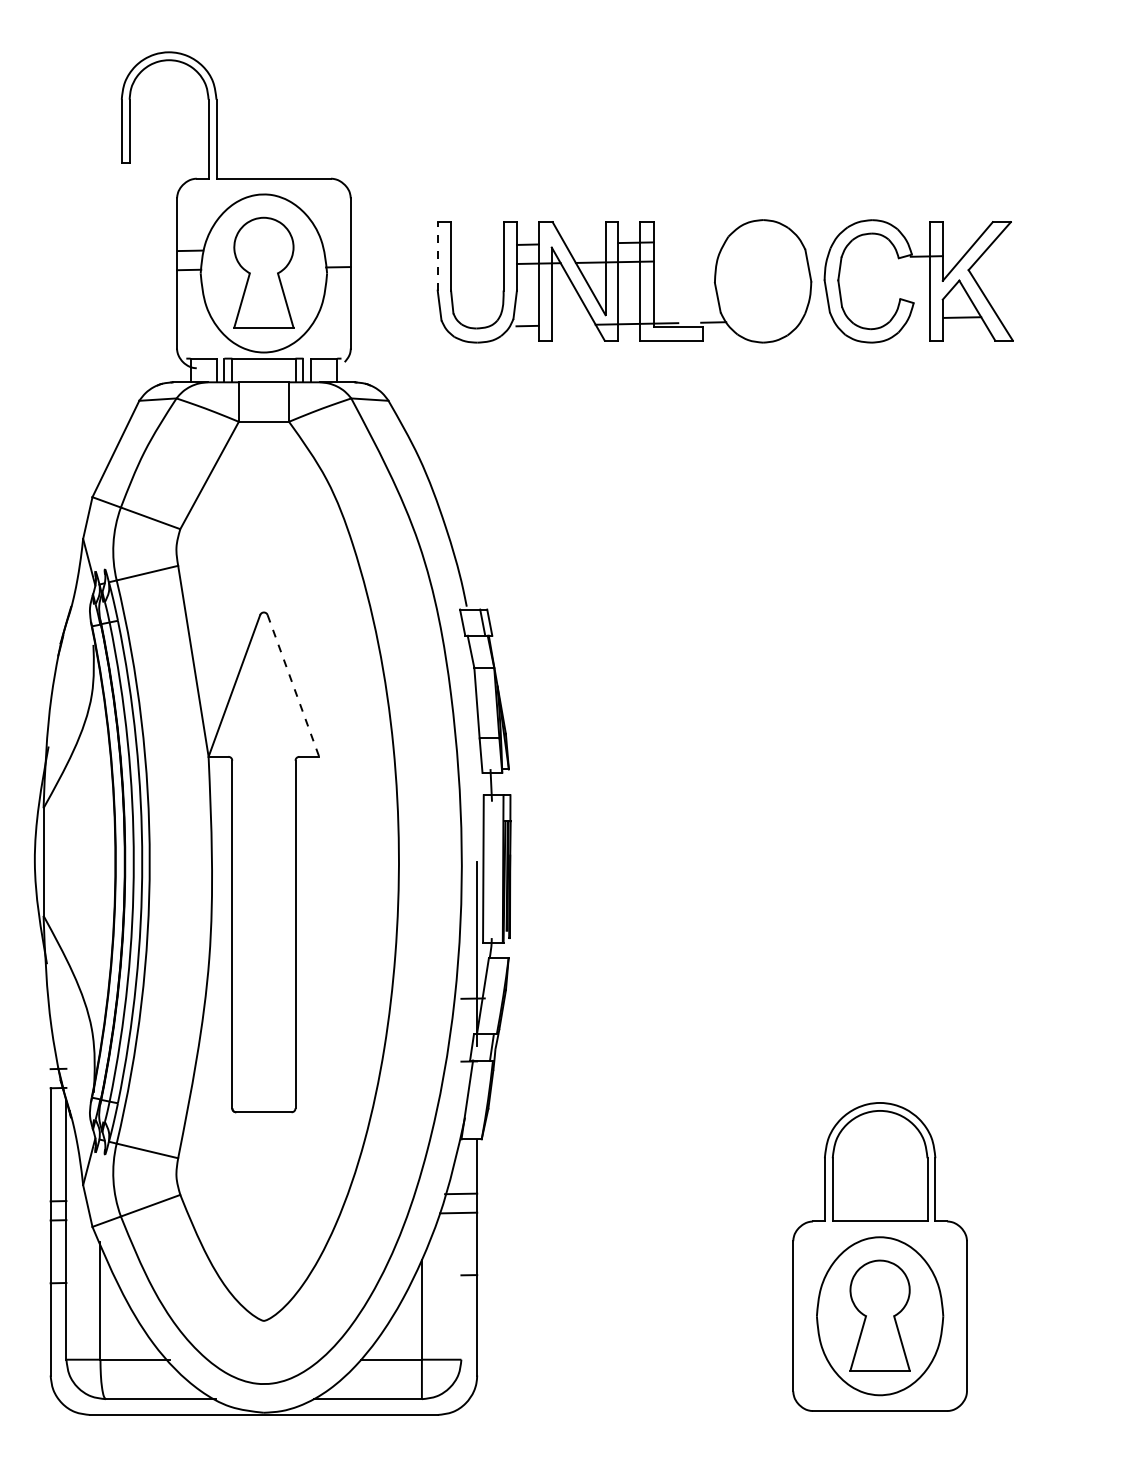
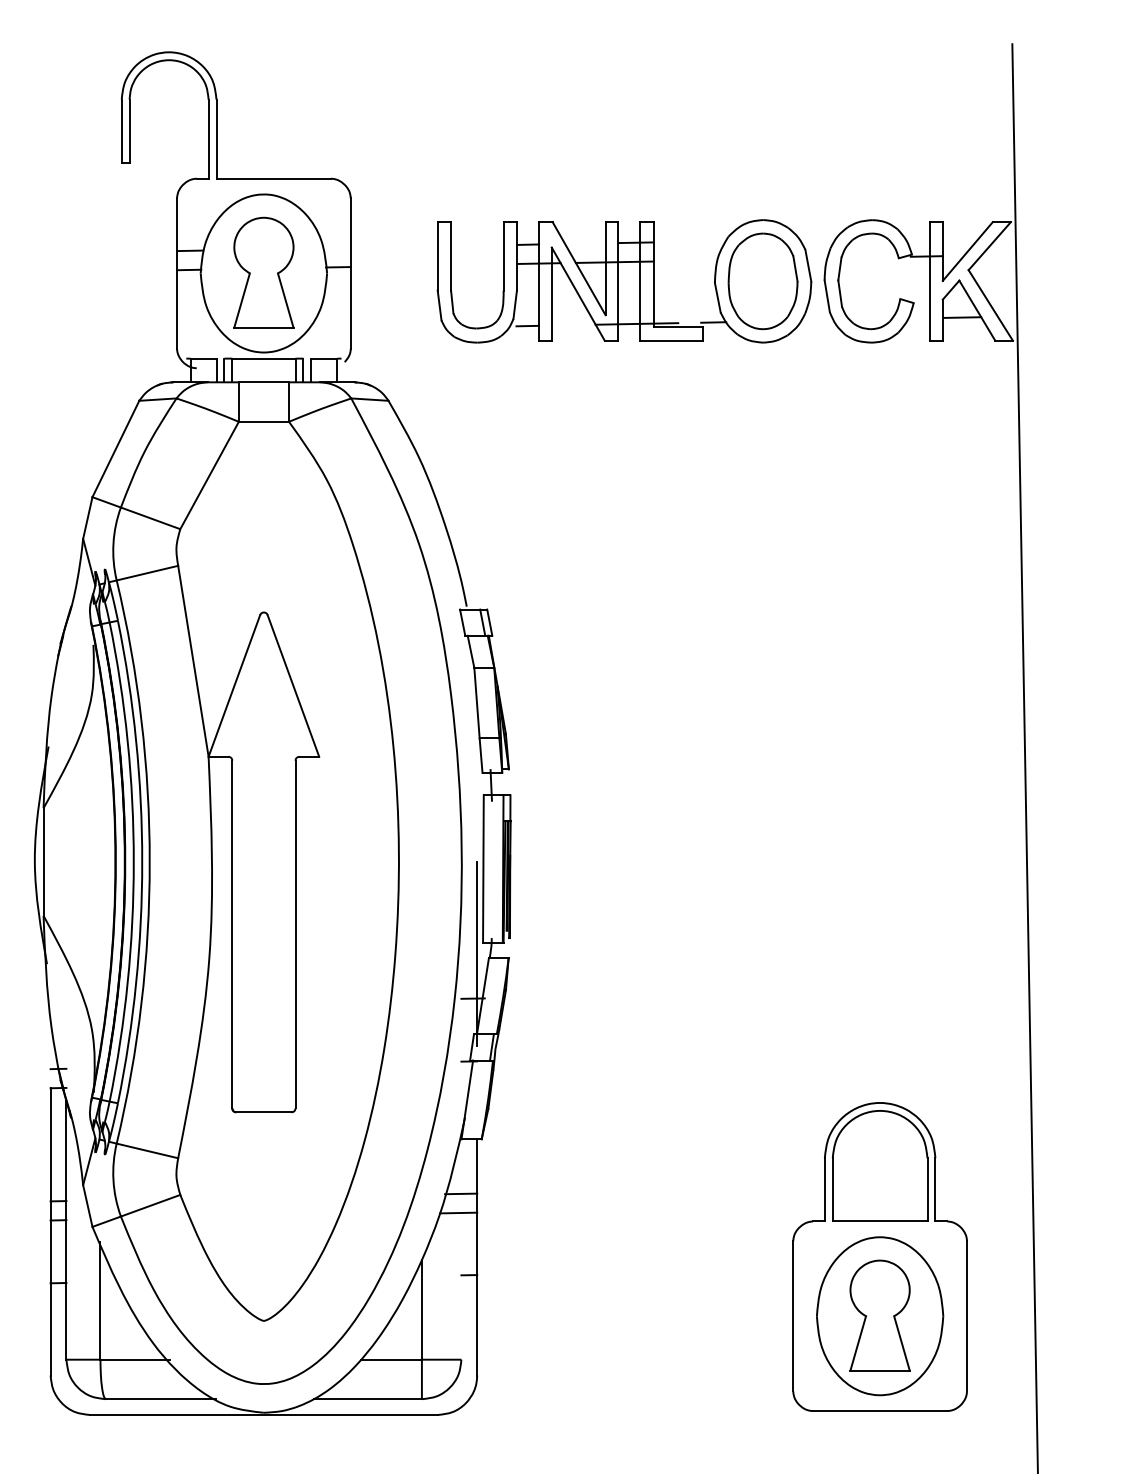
line: dashed -> solid (437, 255)
part: none -> present (762, 281)
line: dashed -> solid (293, 686)
line: none -> present (1024, 757)
